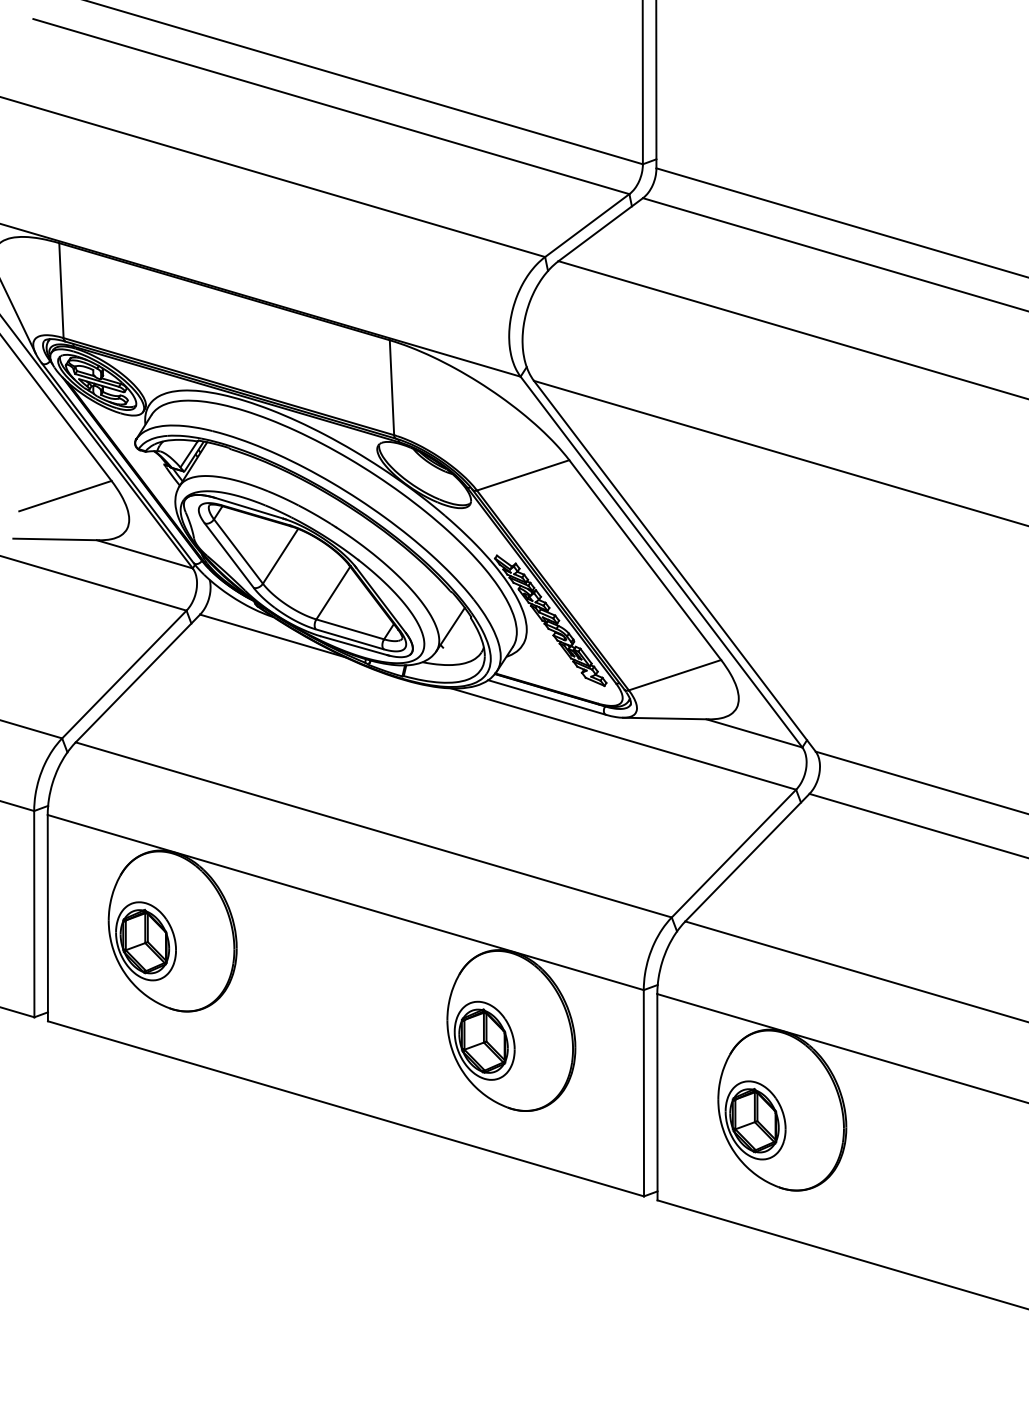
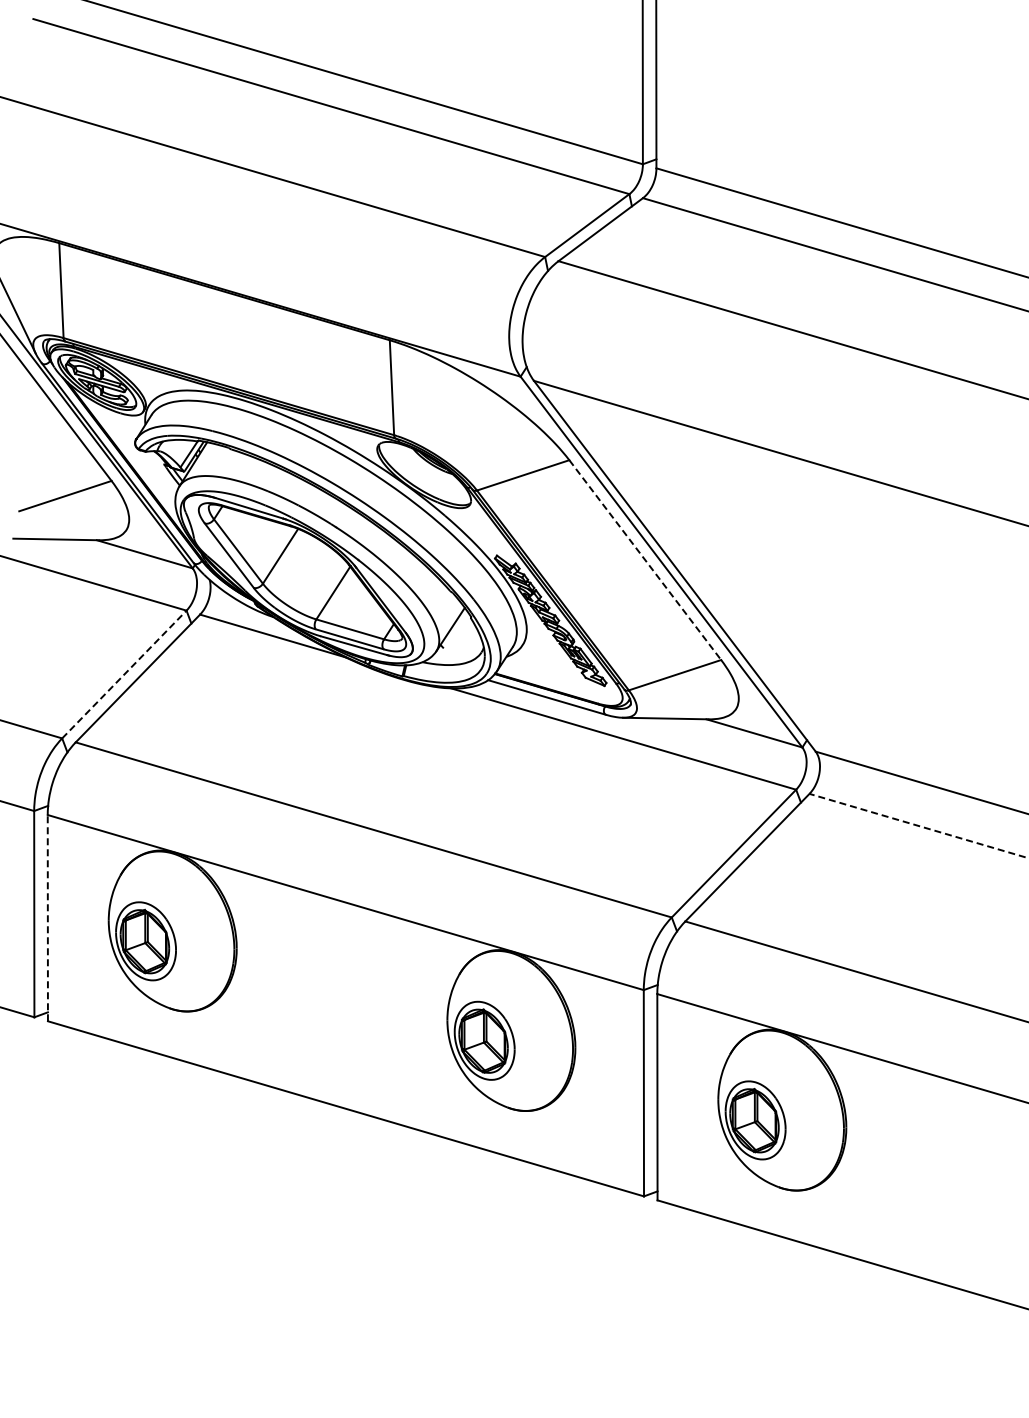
line: solid -> dashed (645, 560)
line: solid -> dashed (124, 674)
line: solid -> dashed (918, 825)
line: solid -> dashed (47, 917)
